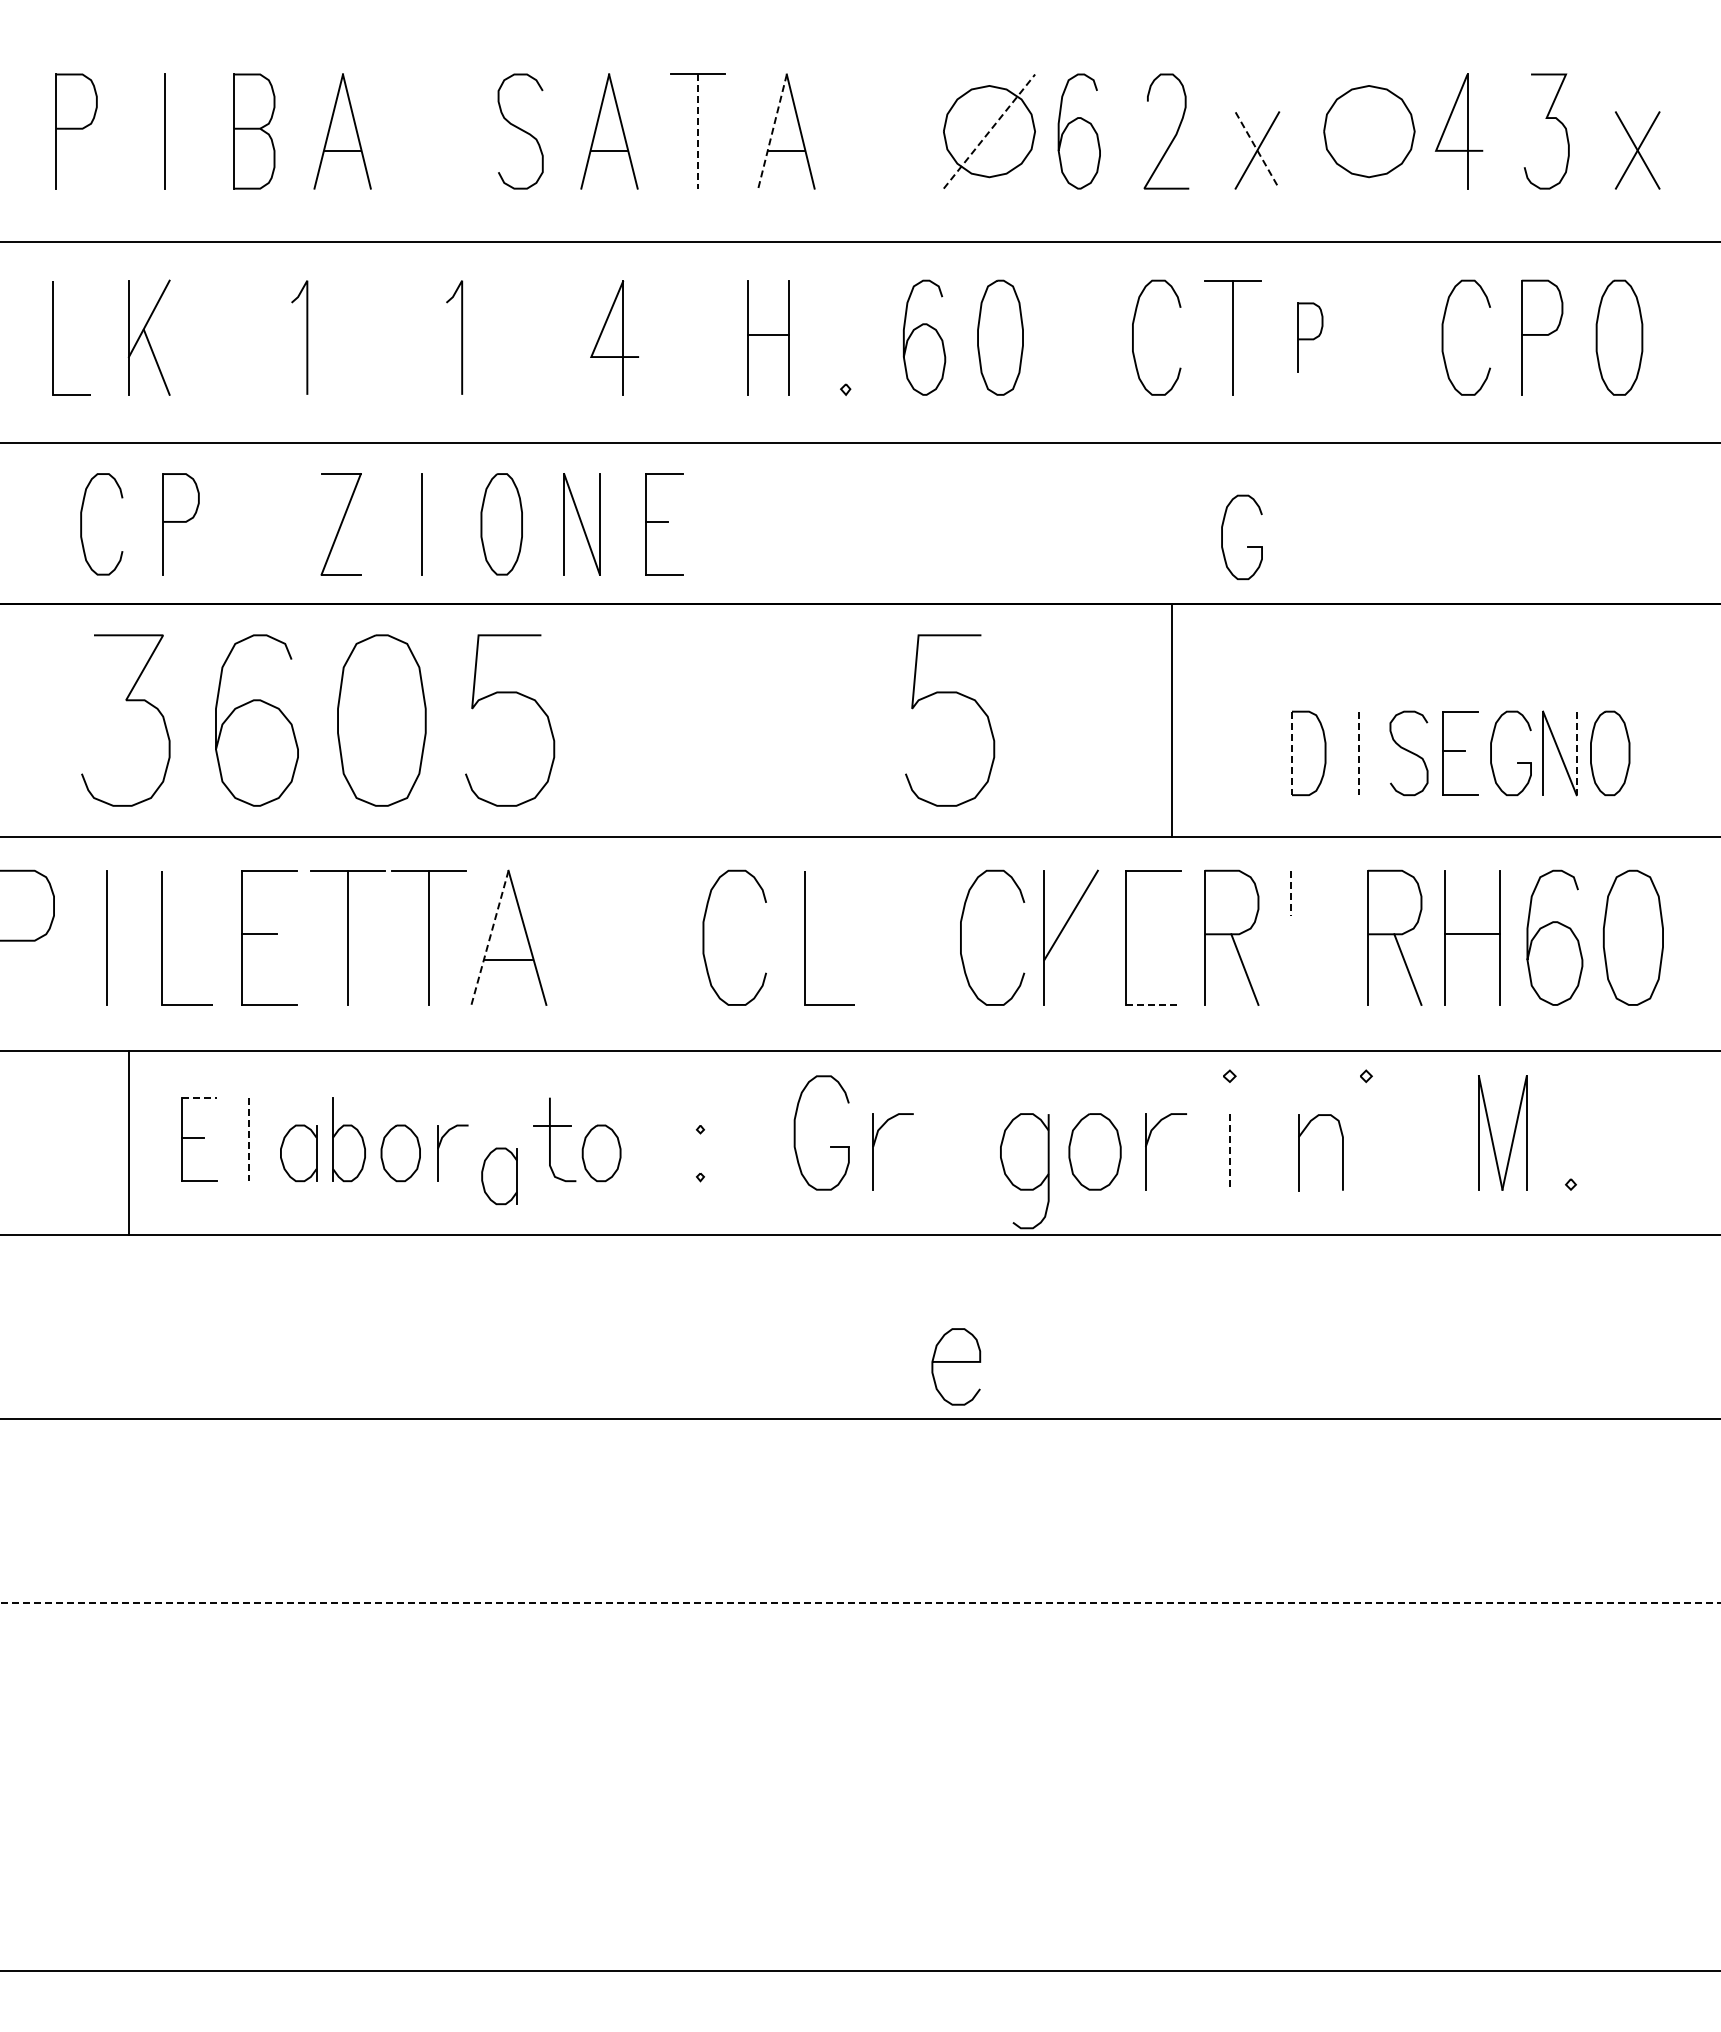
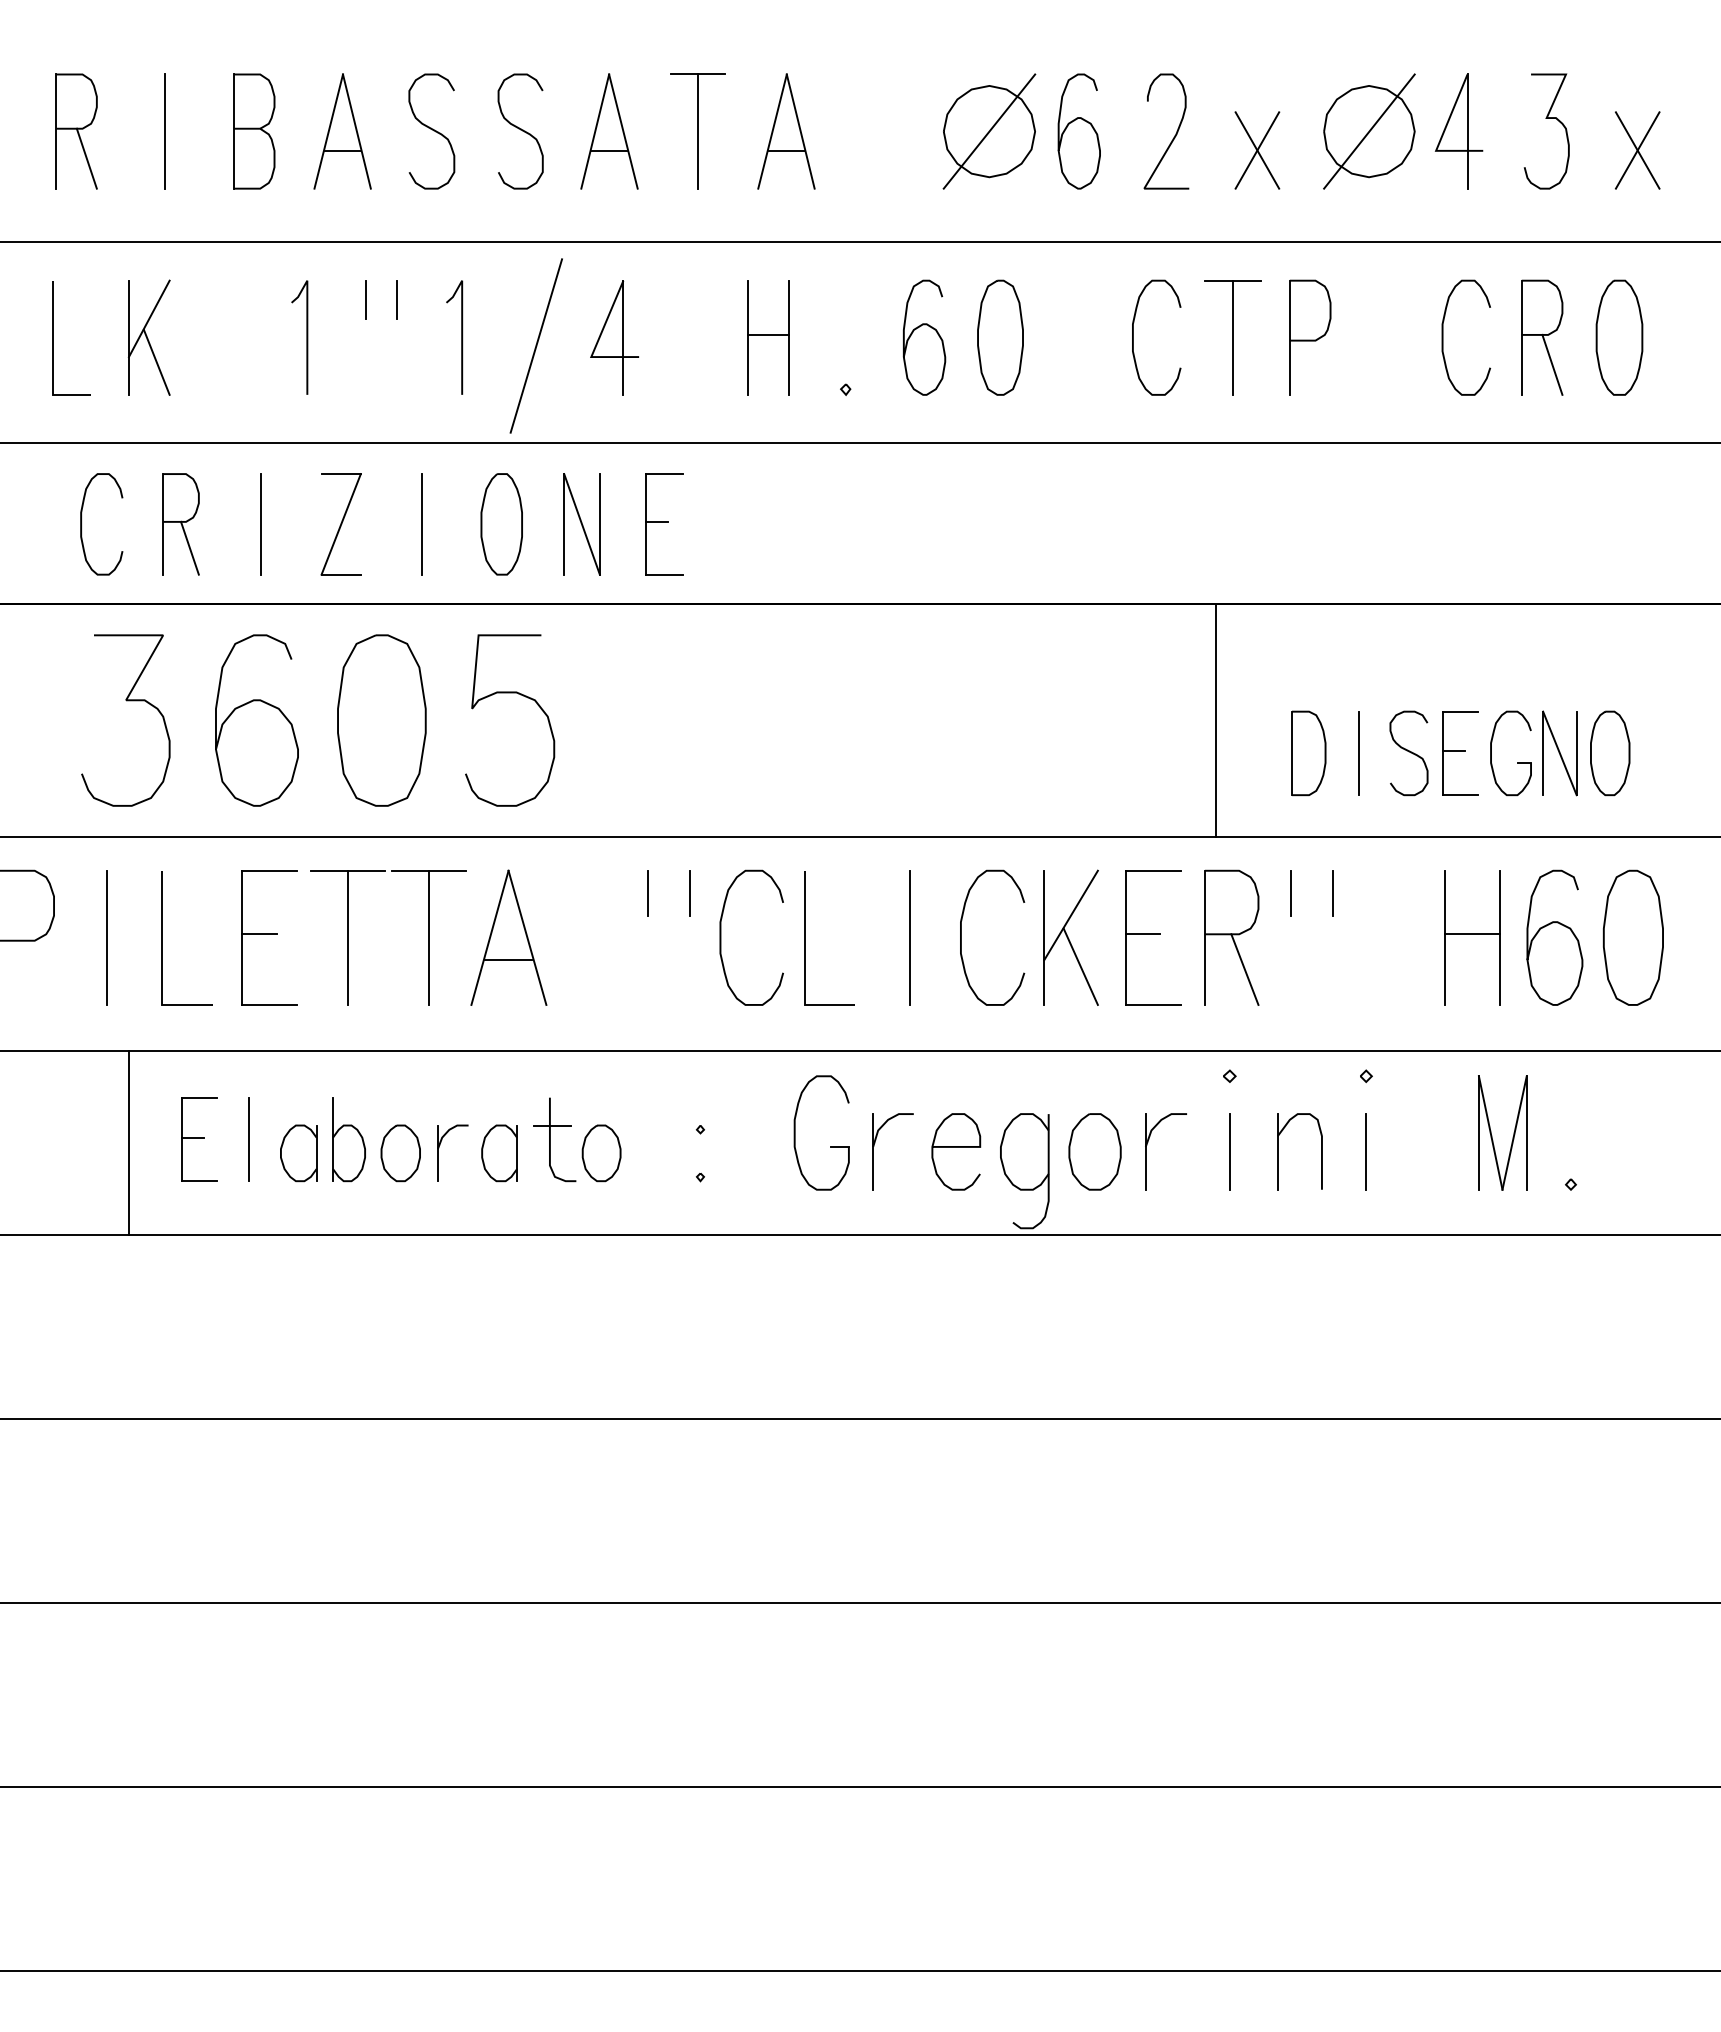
curve: none -> present (432, 130)
line: dashed -> solid (772, 131)
line: dashed -> solid (989, 131)
line: none -> present (1369, 131)
line: dashed -> solid (697, 132)
line: dashed -> solid (1257, 150)
line: none -> present (86, 158)
line: none -> present (365, 299)
line: none -> present (397, 299)
part size: 27x71 px -> 43x117 px (1310, 337)
line: none -> present (536, 345)
line: none -> present (1552, 364)
line: none -> present (260, 524)
part: present -> none (1248, 546)
line: none -> present (189, 547)
curve: present -> none (960, 695)
line position: (1171, 720) -> (1215, 720) (1215, 720)
line: dashed -> solid (1292, 753)
line: dashed -> solid (1359, 753)
line: dashed -> solid (1576, 753)
line: none -> present (648, 892)
line: none -> present (690, 892)
line: none -> present (1333, 892)
line: dashed -> solid (1290, 893)
line: none -> present (1142, 934)
line: dashed -> solid (490, 937)
curve position: (704, 937) -> (721, 937) (721, 937)
line: none -> present (910, 937)
part: present -> none (1394, 937)
line: none -> present (1080, 966)
line: dashed -> solid (1153, 1004)
line: dashed -> solid (200, 1097)
line: dashed -> solid (248, 1139)
line: dashed -> solid (1229, 1151)
line: none -> present (1366, 1151)
part position: (1299, 1152) -> (1278, 1151) (1278, 1151)
part position: (499, 1176) -> (499, 1153) (499, 1153)
curve position: (956, 1362) -> (956, 1147) (956, 1147)
line: dashed -> solid (860, 1602)
line: none -> present (859, 1786)
